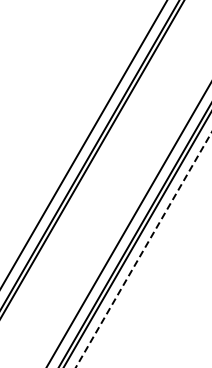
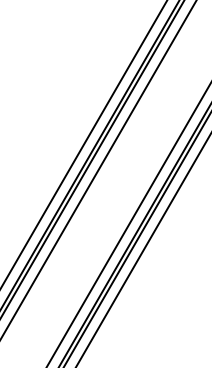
line: none -> present (98, 169)
line: dashed -> solid (143, 250)
